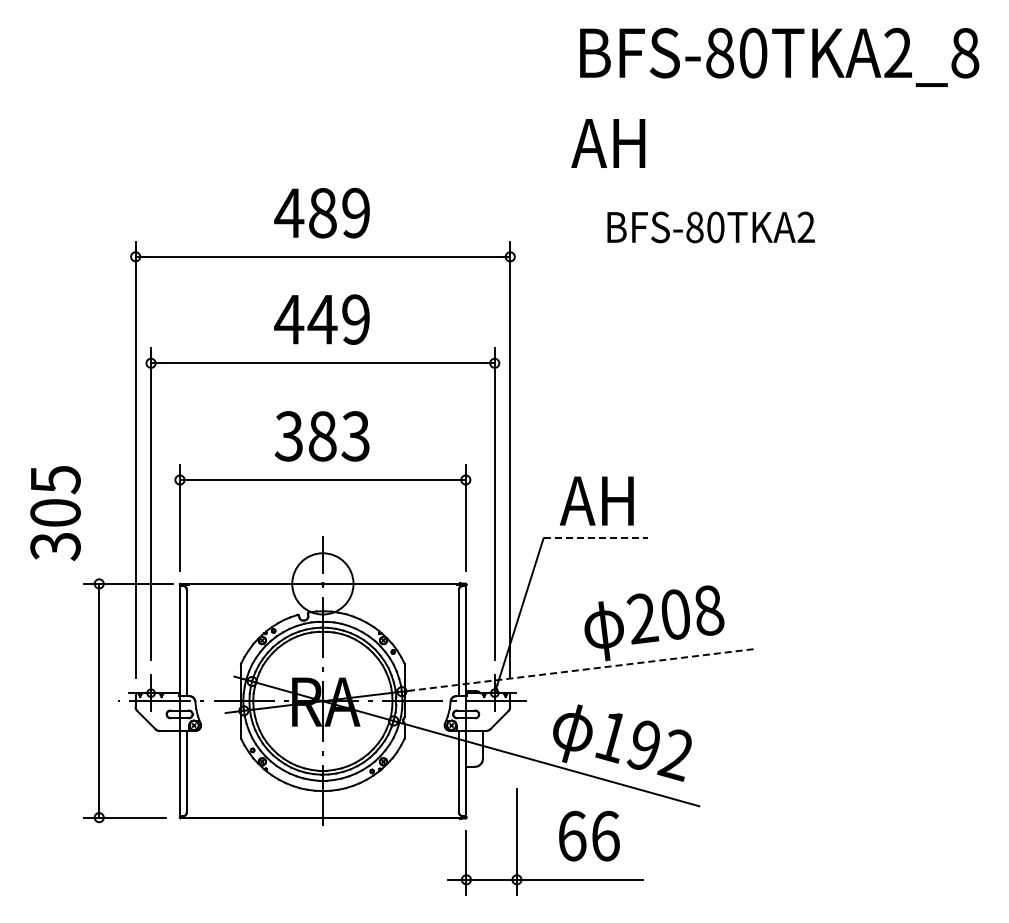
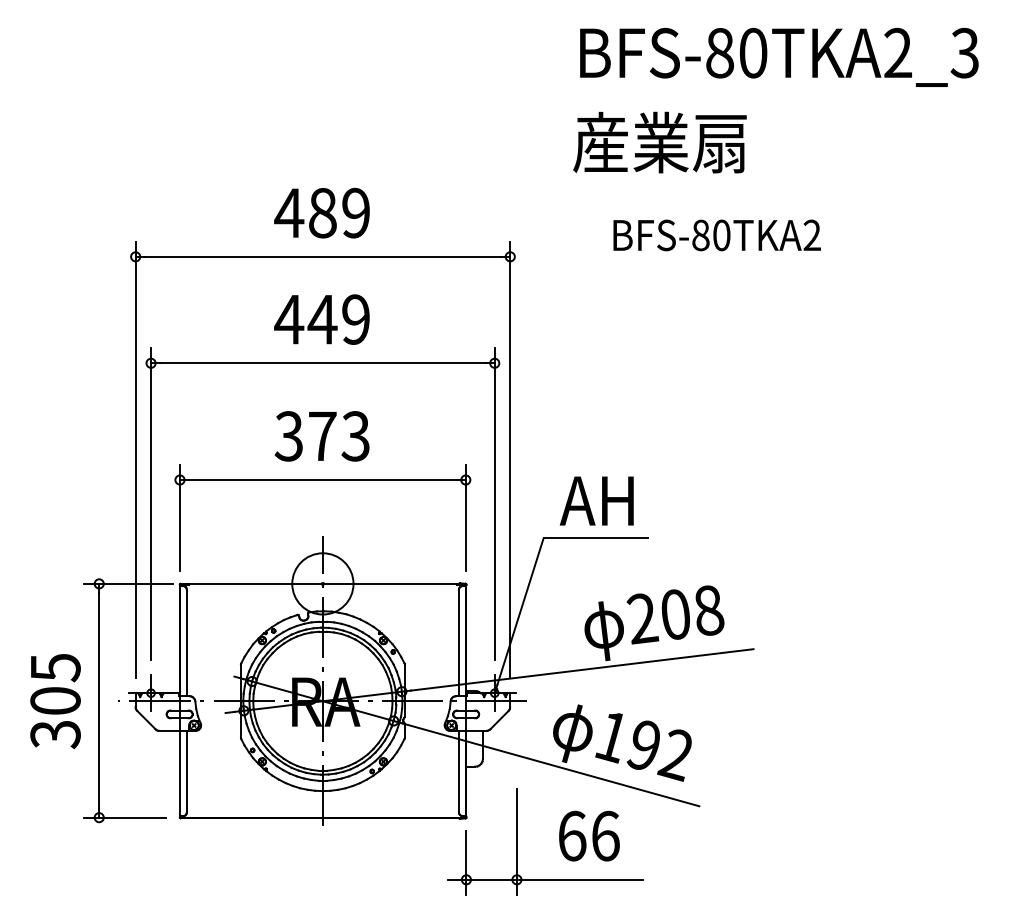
text: BFS-80TKA2_8 -> BFS-80TKA2_3 (964, 52)
text: AH -> 産業扇 (658, 142)
text position: (710, 227) -> (716, 235) (716, 235)
text: 383 -> 373 (322, 436)
text position: (55, 513) -> (55, 701) (55, 701)
line: dashed -> solid (595, 538)
line: dashed -> solid (581, 669)
